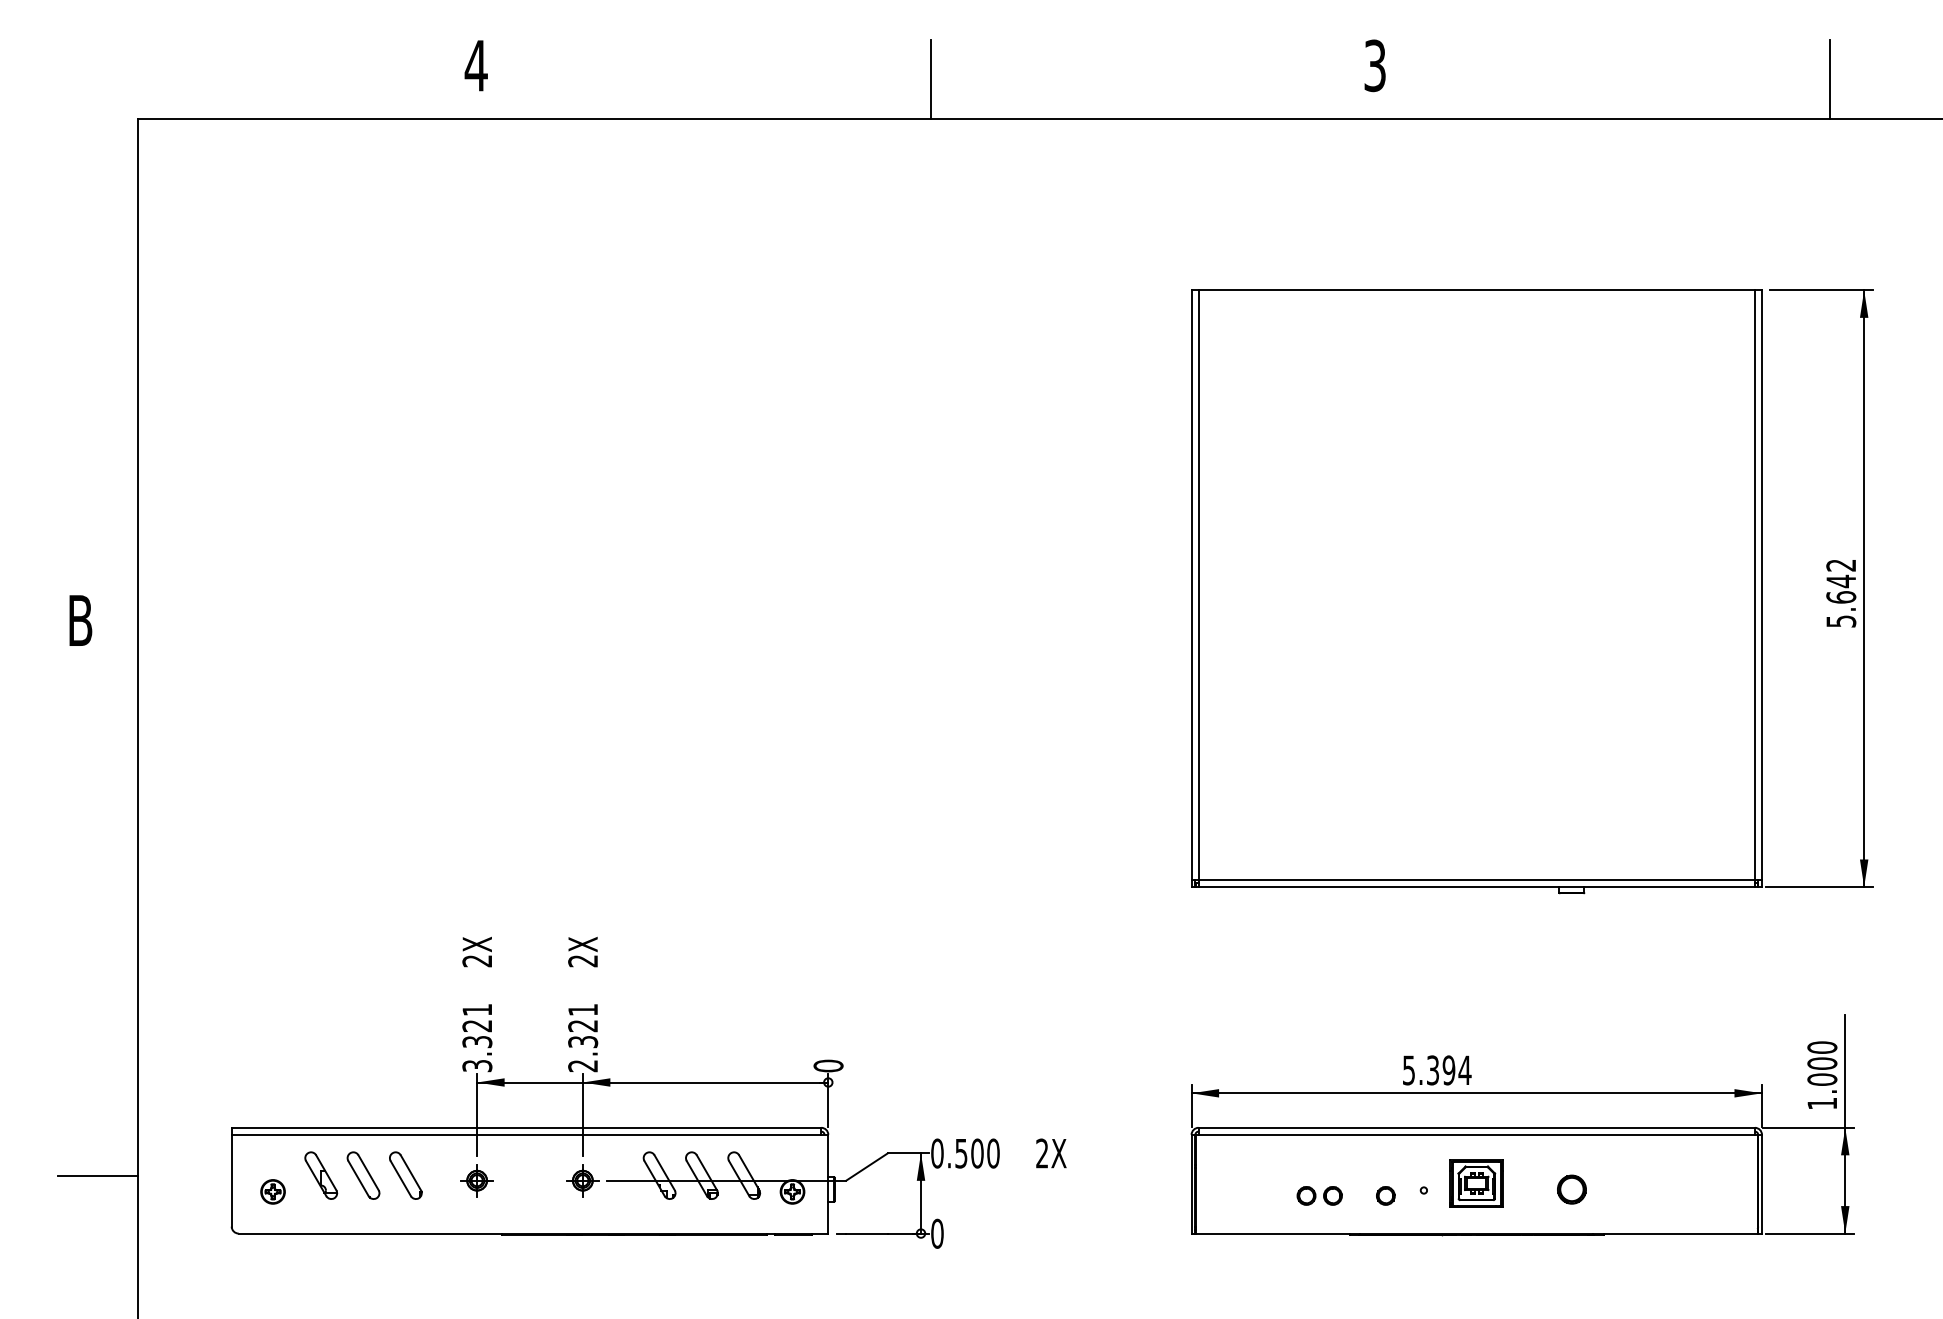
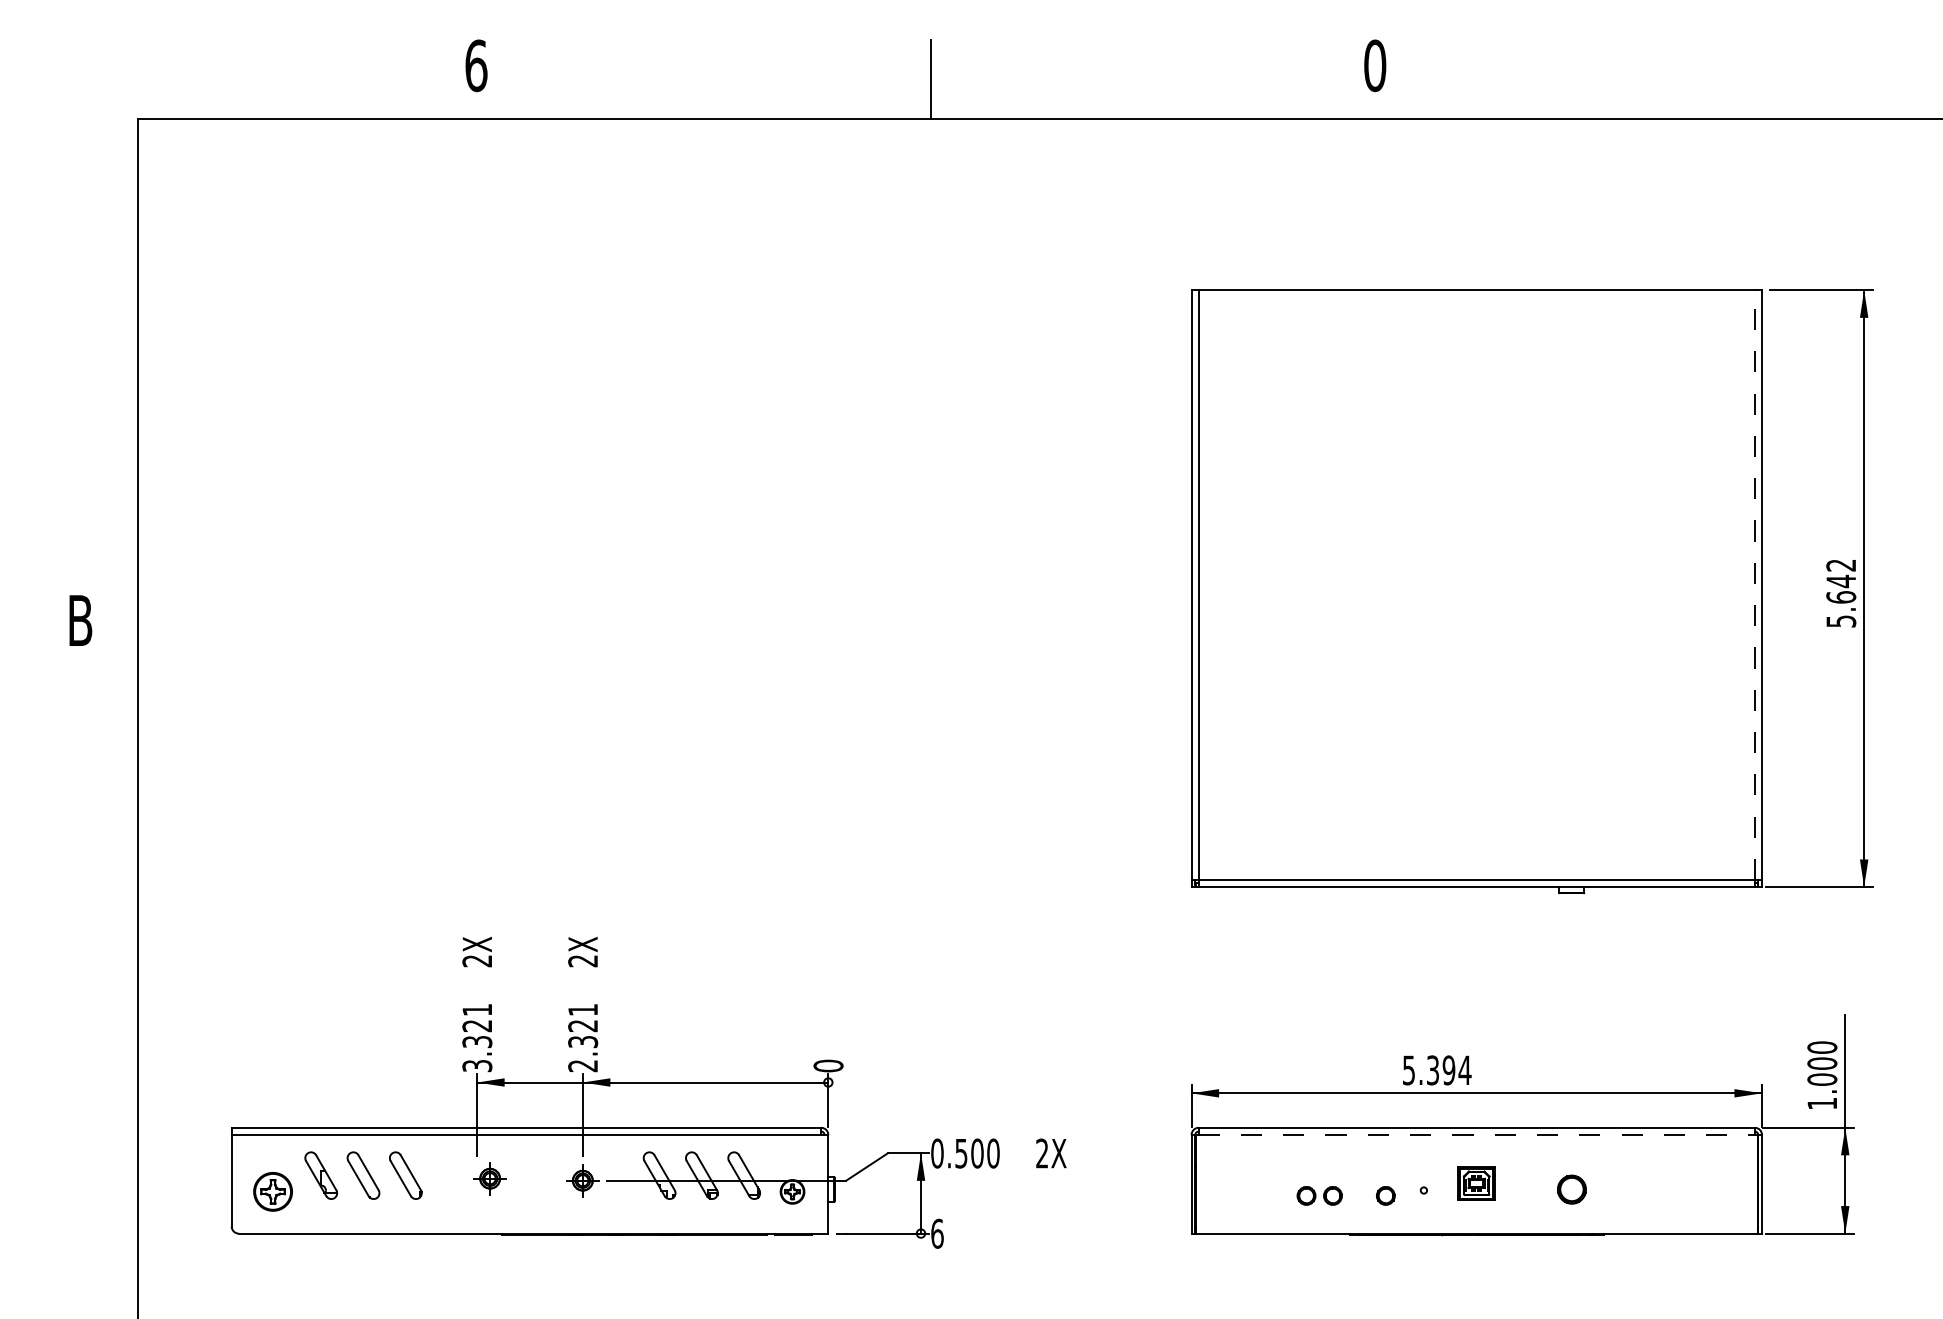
text: 4 -> 6 (475, 65)
text: 3 -> 0 (1375, 65)
line: present -> none (1829, 79)
line: solid -> dashed (1755, 585)
line: solid -> dashed (1477, 1134)
line: present -> none (97, 1176)
part position: (476, 1180) -> (489, 1178) (489, 1178)
part size: 55x49 px -> 39x35 px (1476, 1183)
part size: 26x26 px -> 40x40 px (272, 1191)
text: 0 -> 6 (937, 1233)
